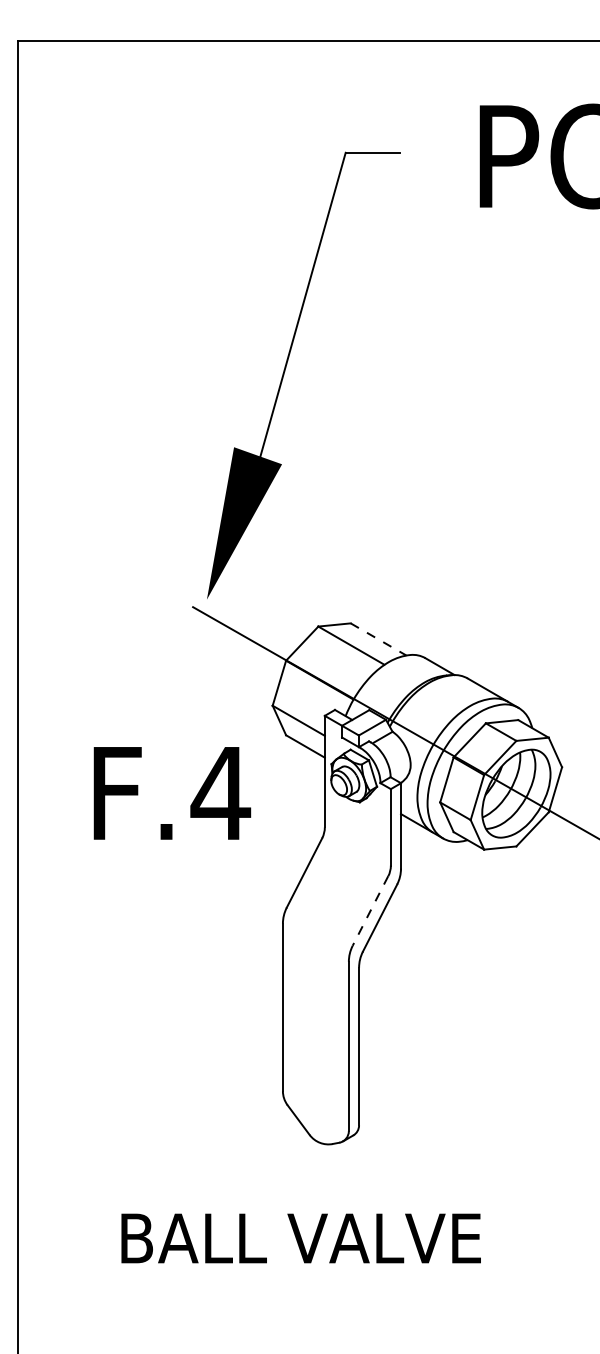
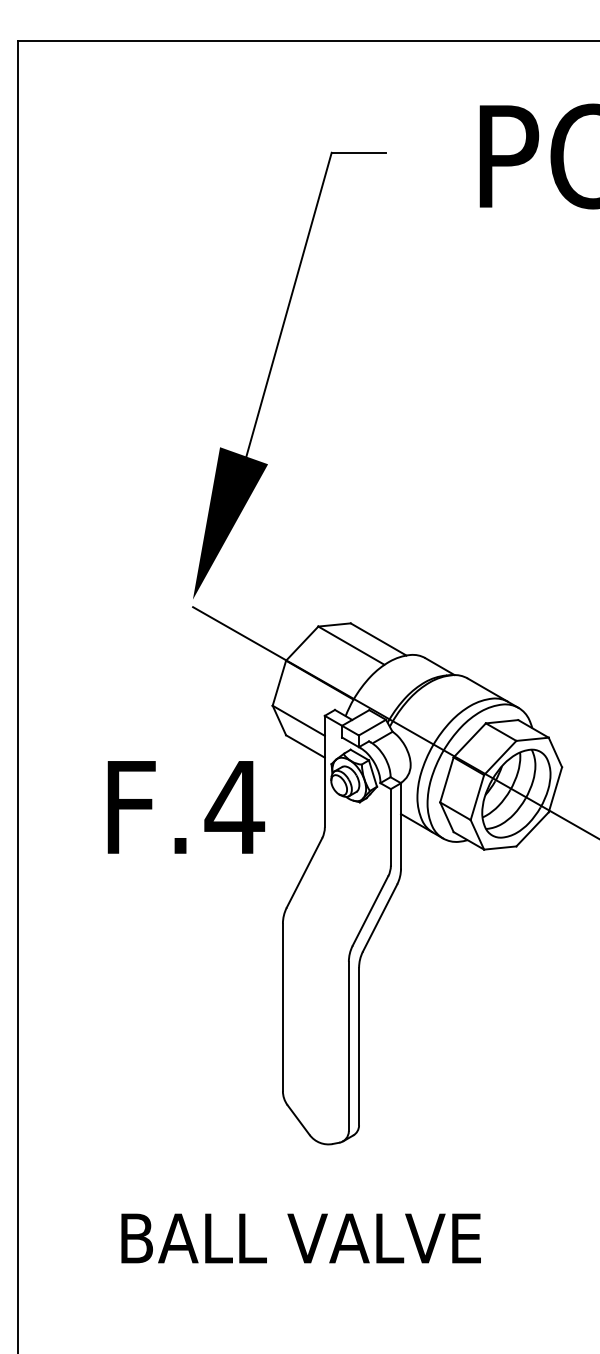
part position: (286, 368) -> (272, 368) (272, 368)
line: dashed -> solid (379, 639)
text position: (172, 793) -> (186, 807) (186, 807)
line: dashed -> solid (370, 911)
